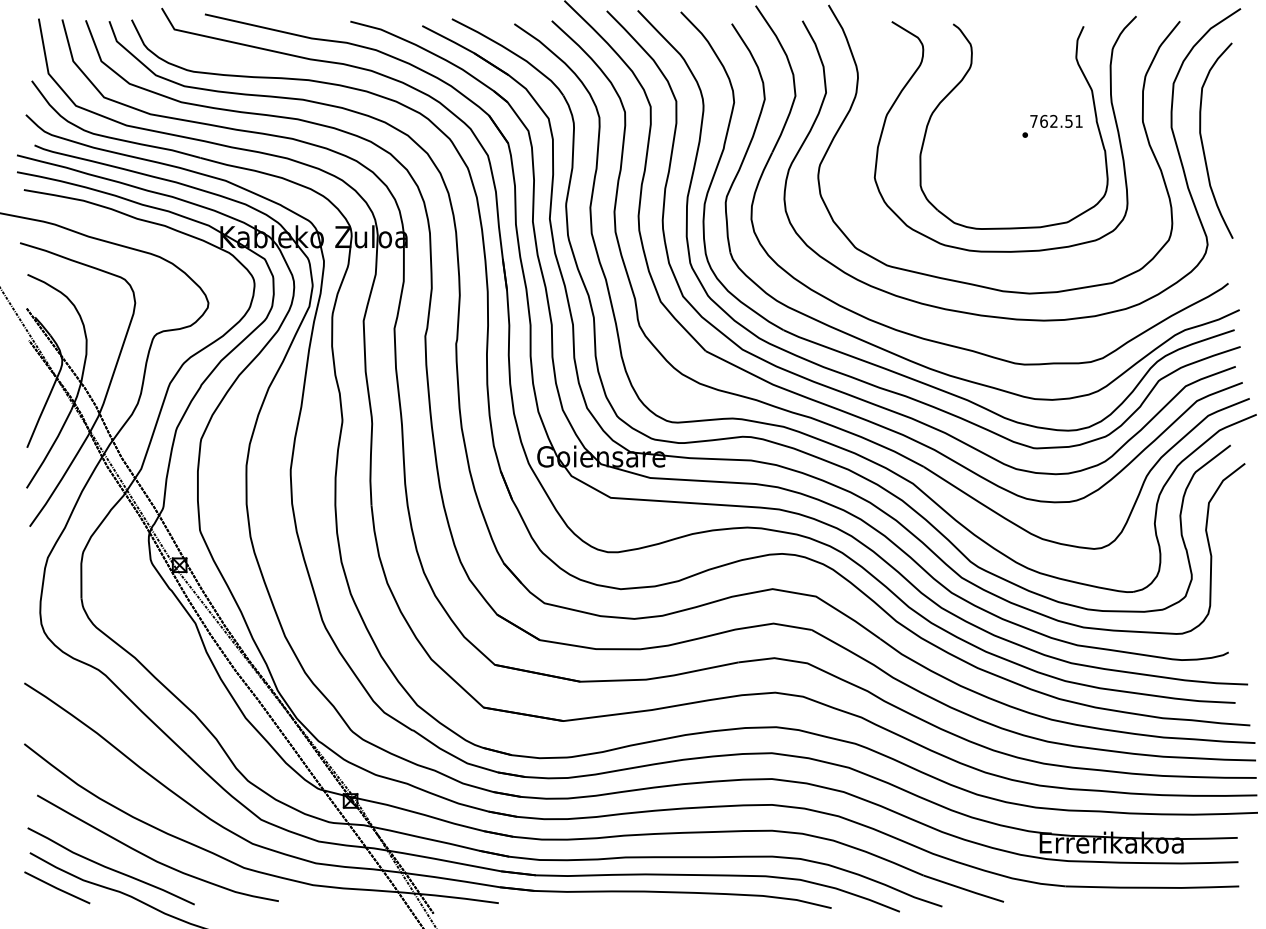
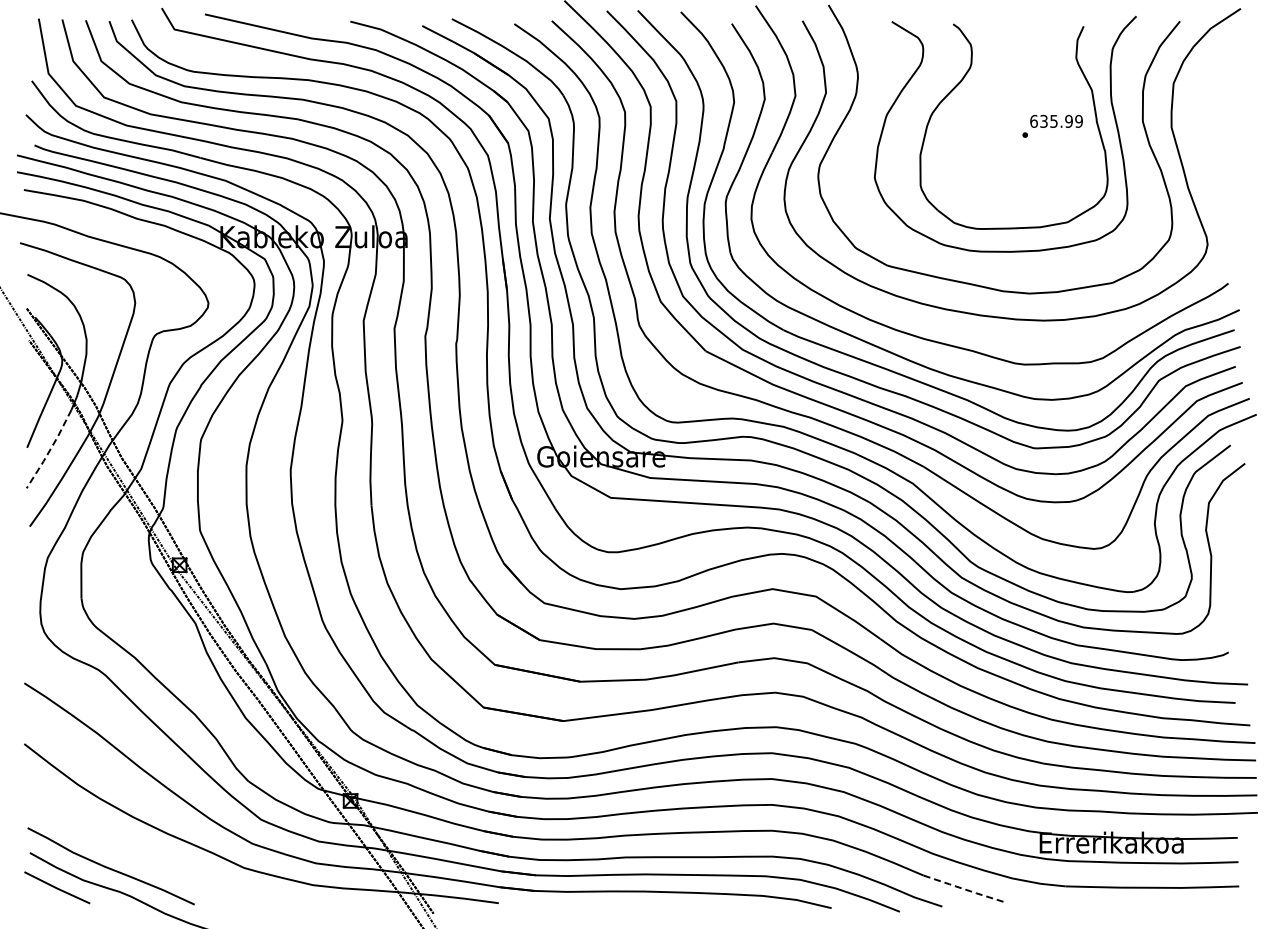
text: 762.51 -> 635.99 (1056, 120)
curve: present -> none (1203, 143)
line: solid -> dashed (50, 450)
curve: present -> none (151, 857)
line: solid -> dashed (963, 889)
